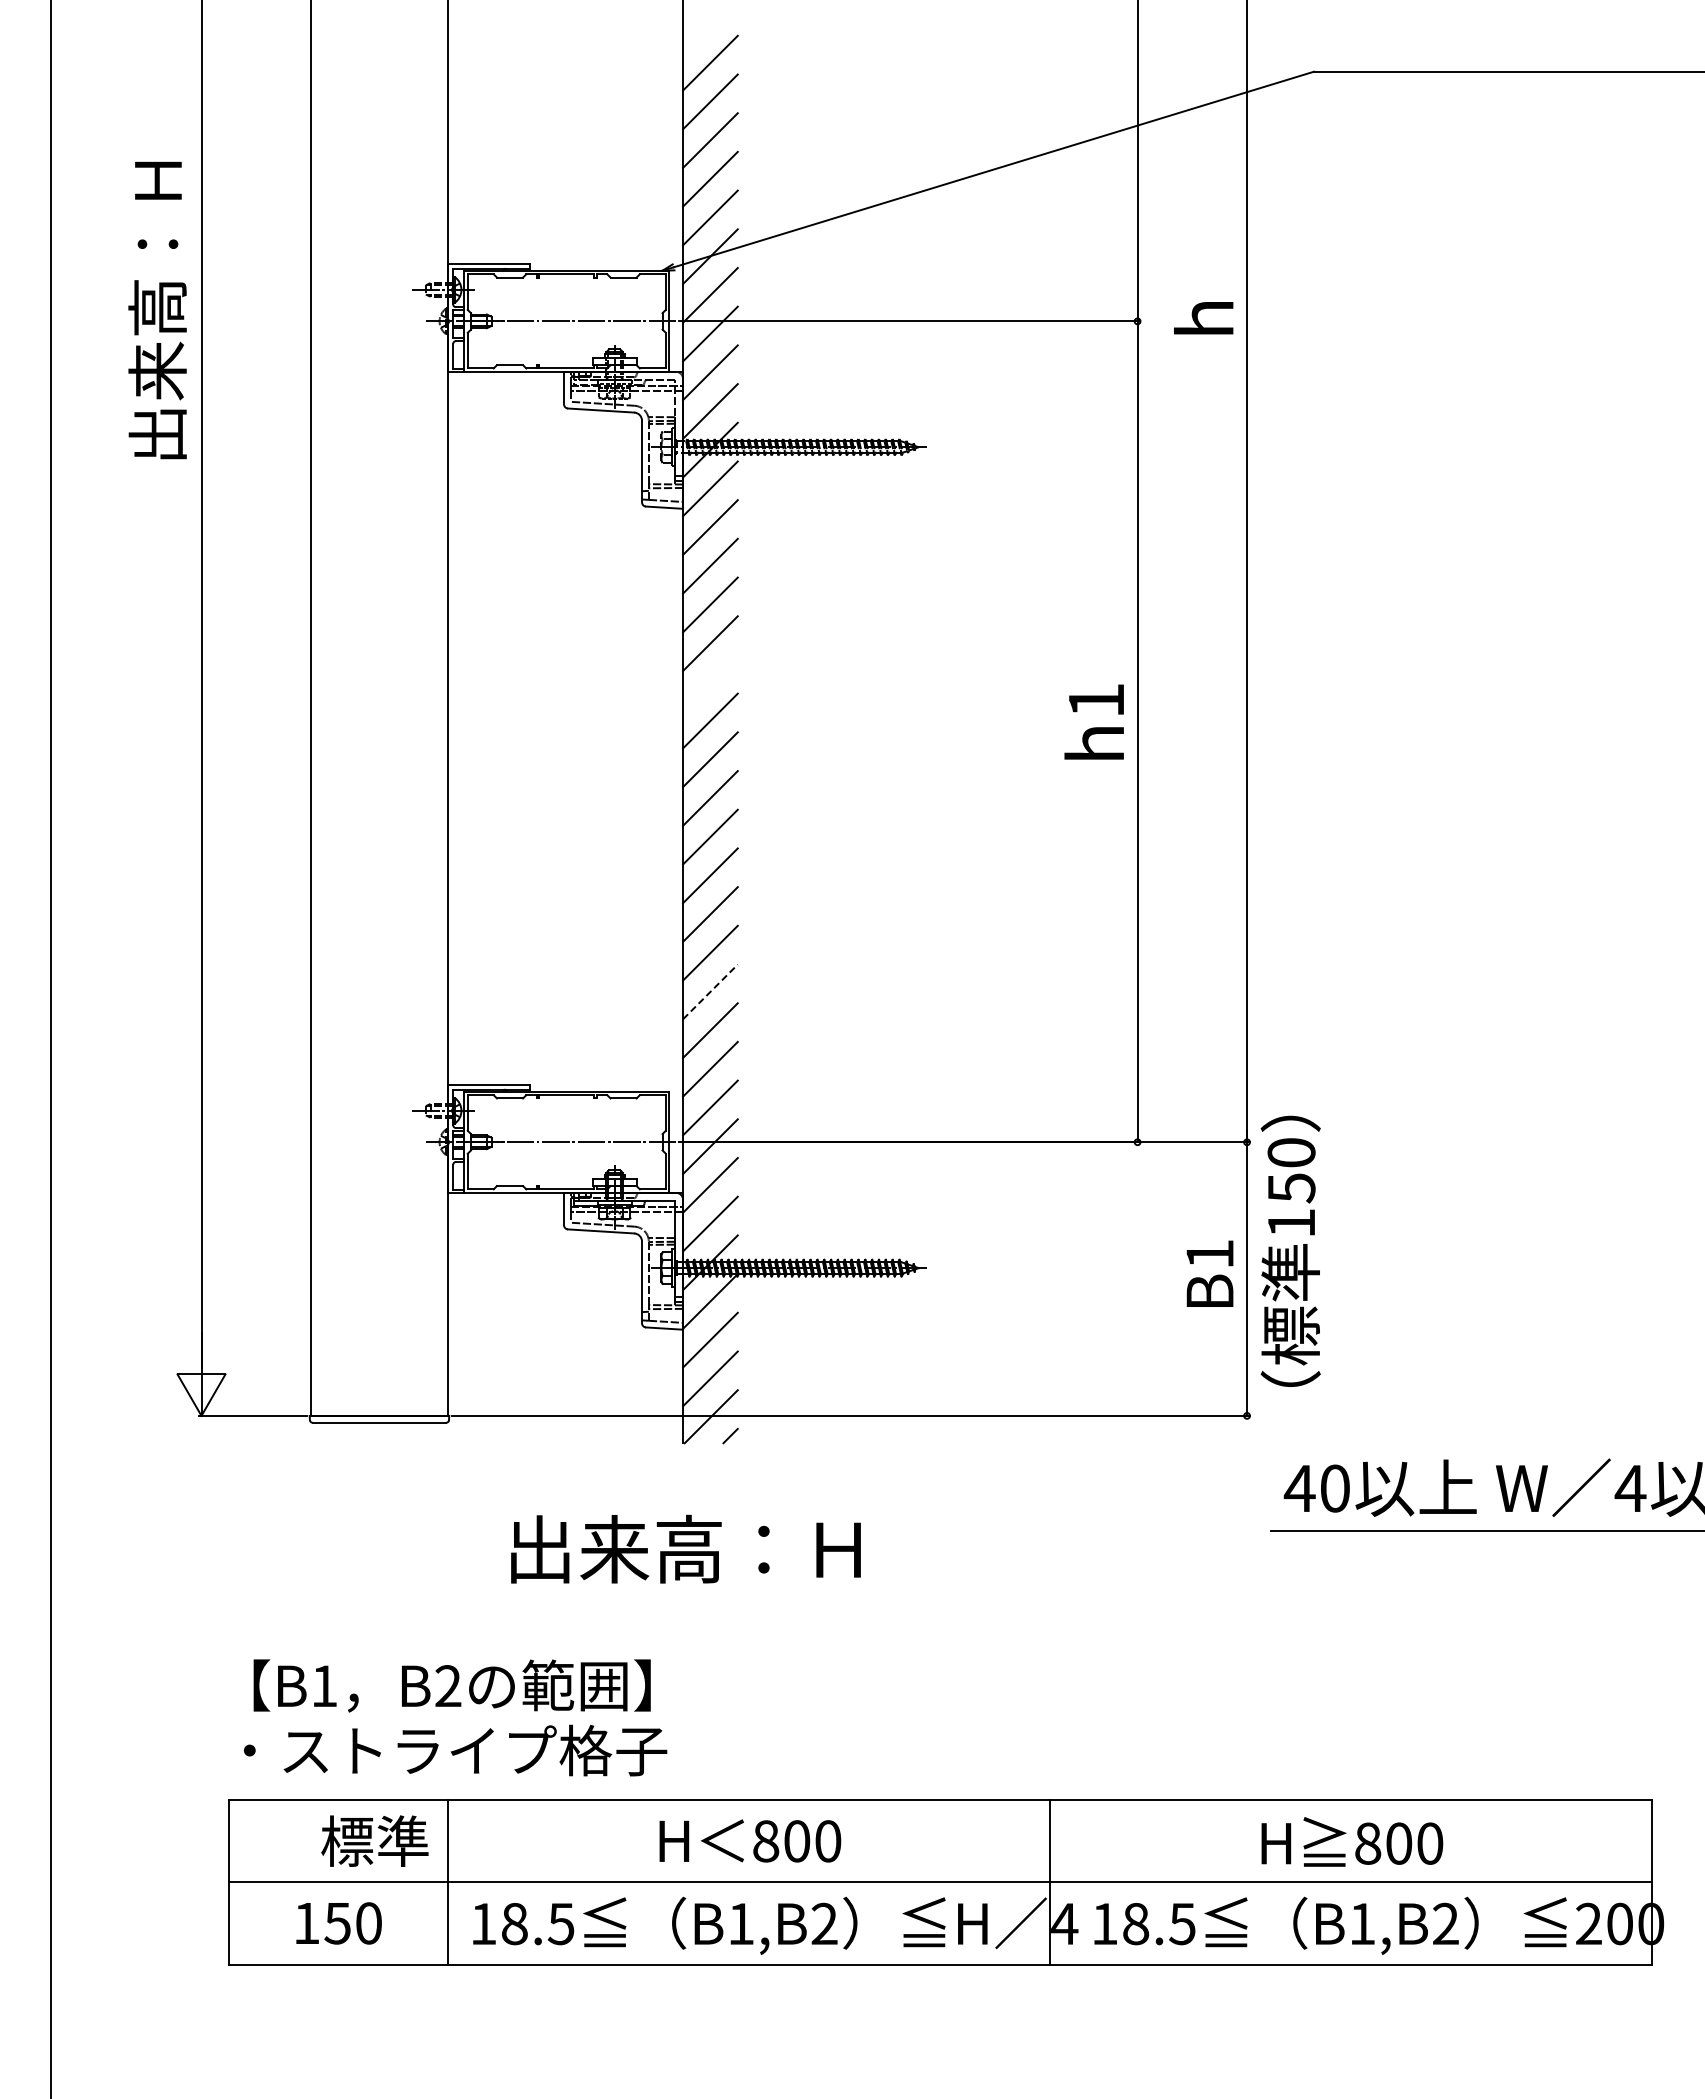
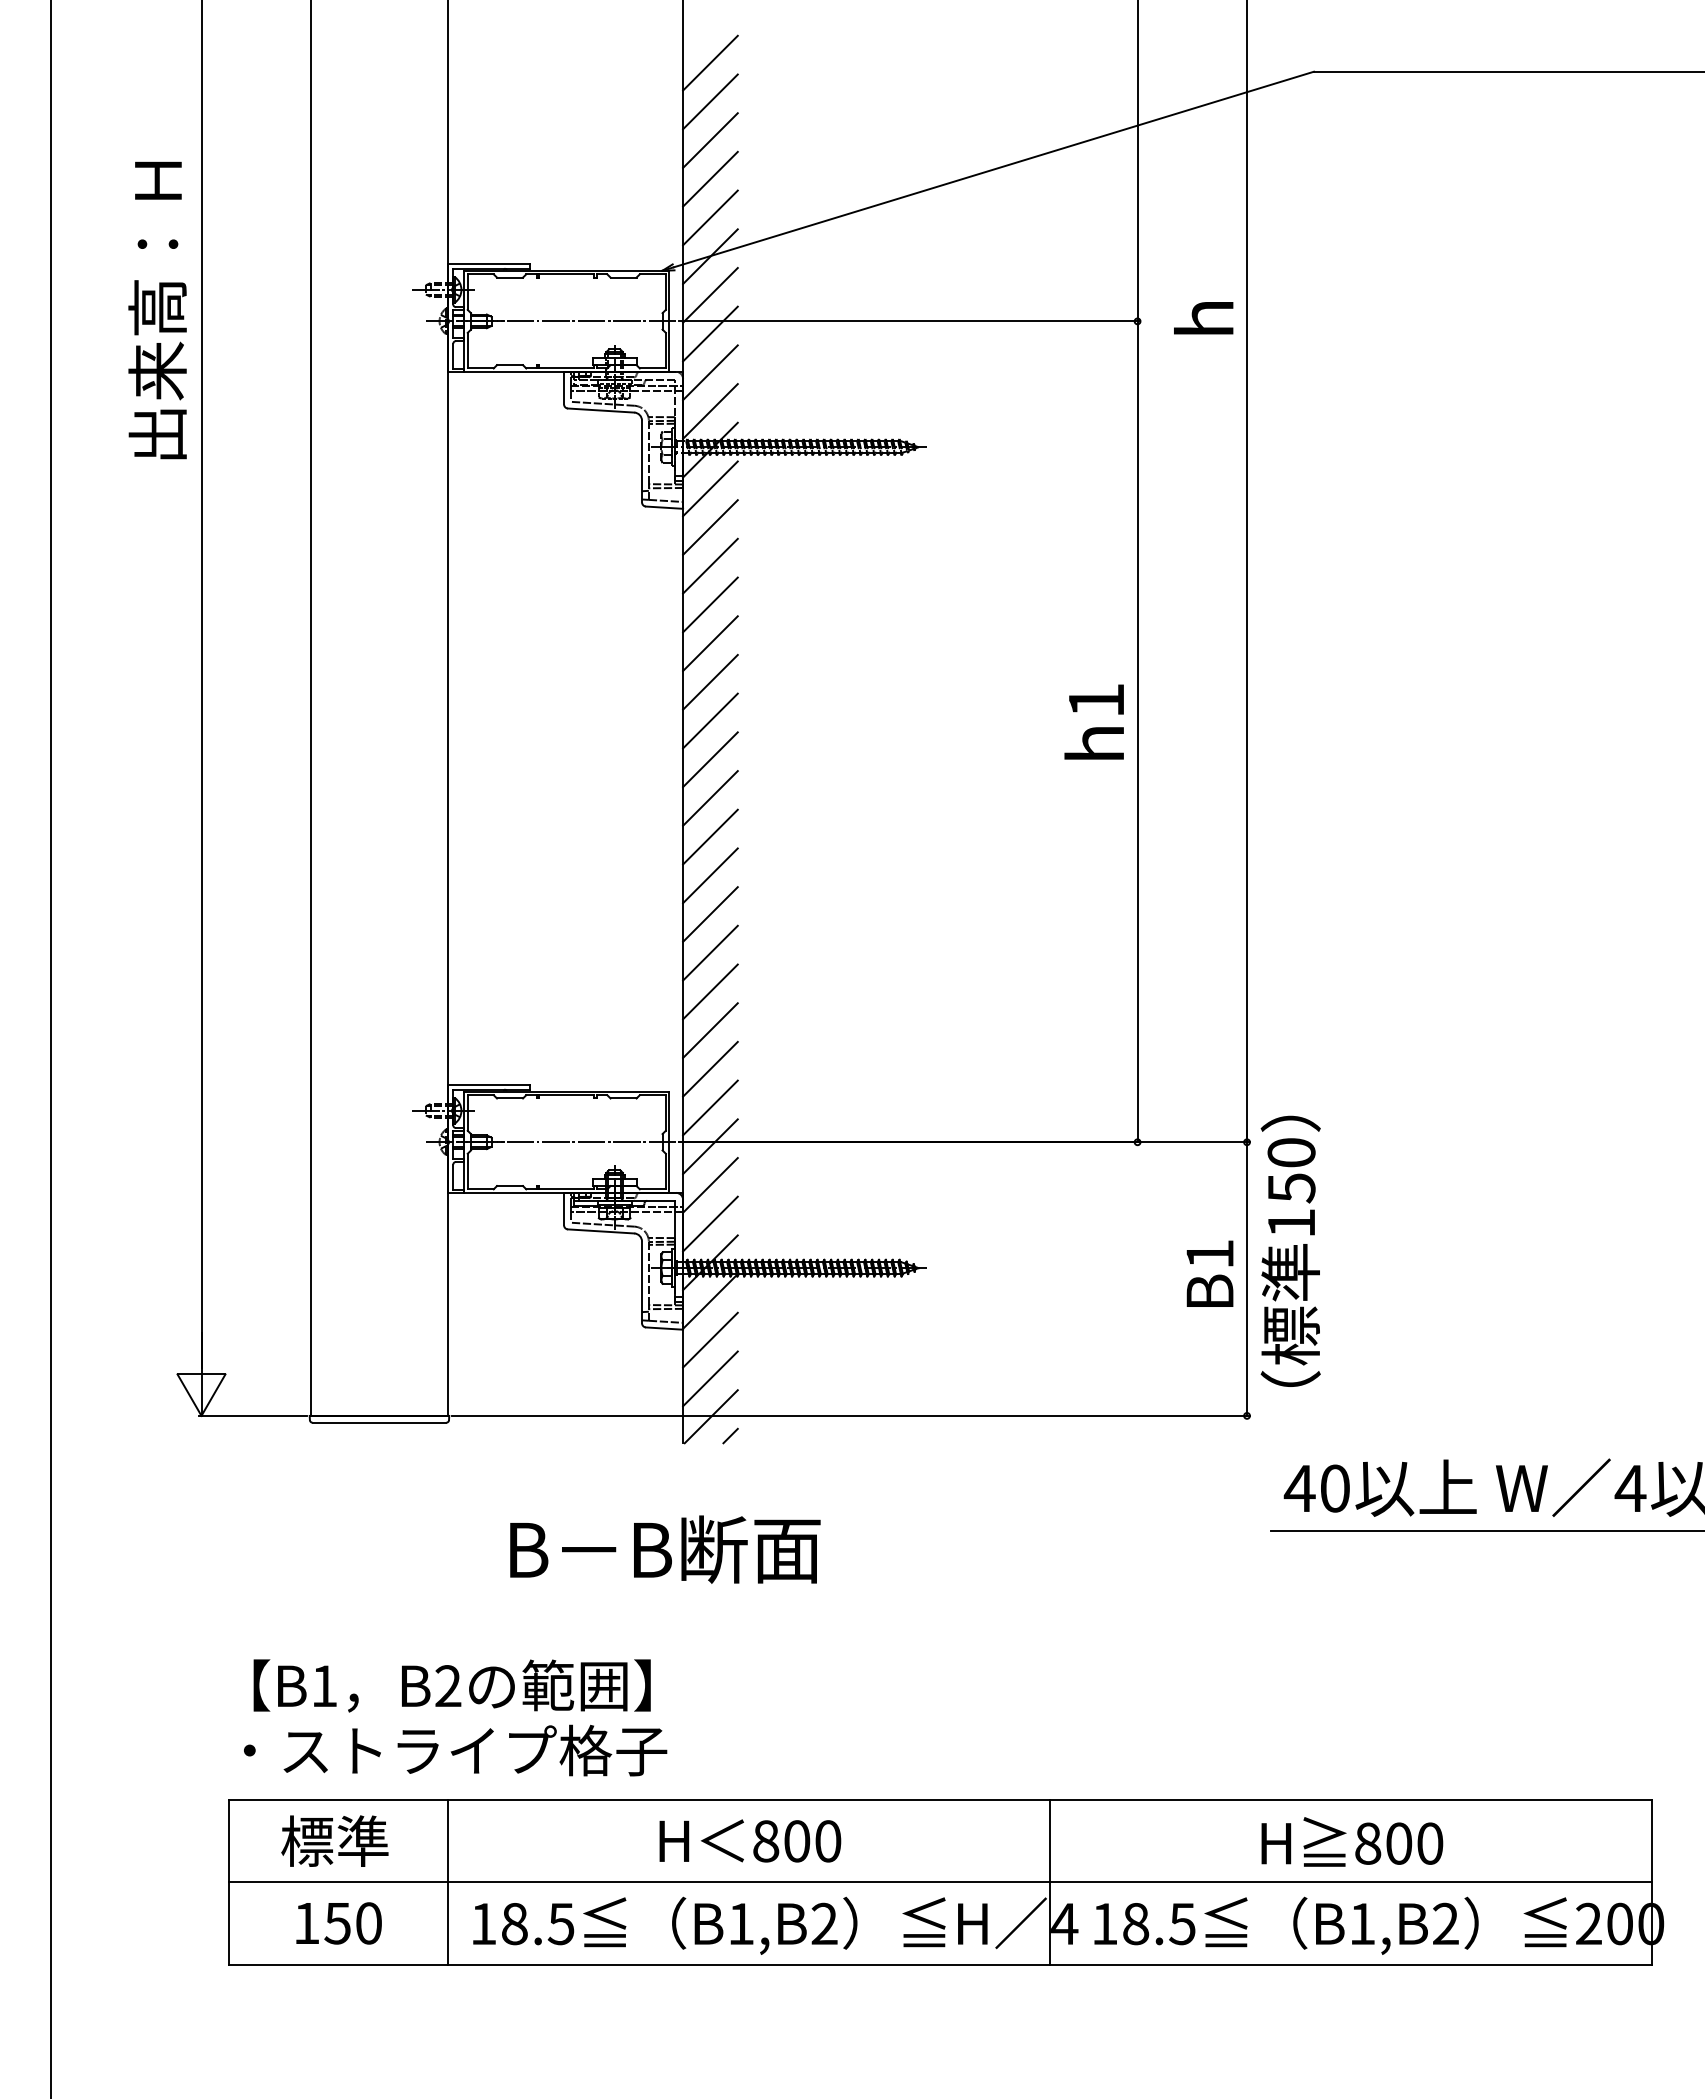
line: none -> present (710, 681)
line: dashed -> solid (710, 991)
text: 出来高：Ｈ -> B－B断面 (685, 1548)
text position: (374, 1840) -> (334, 1840) (334, 1840)
